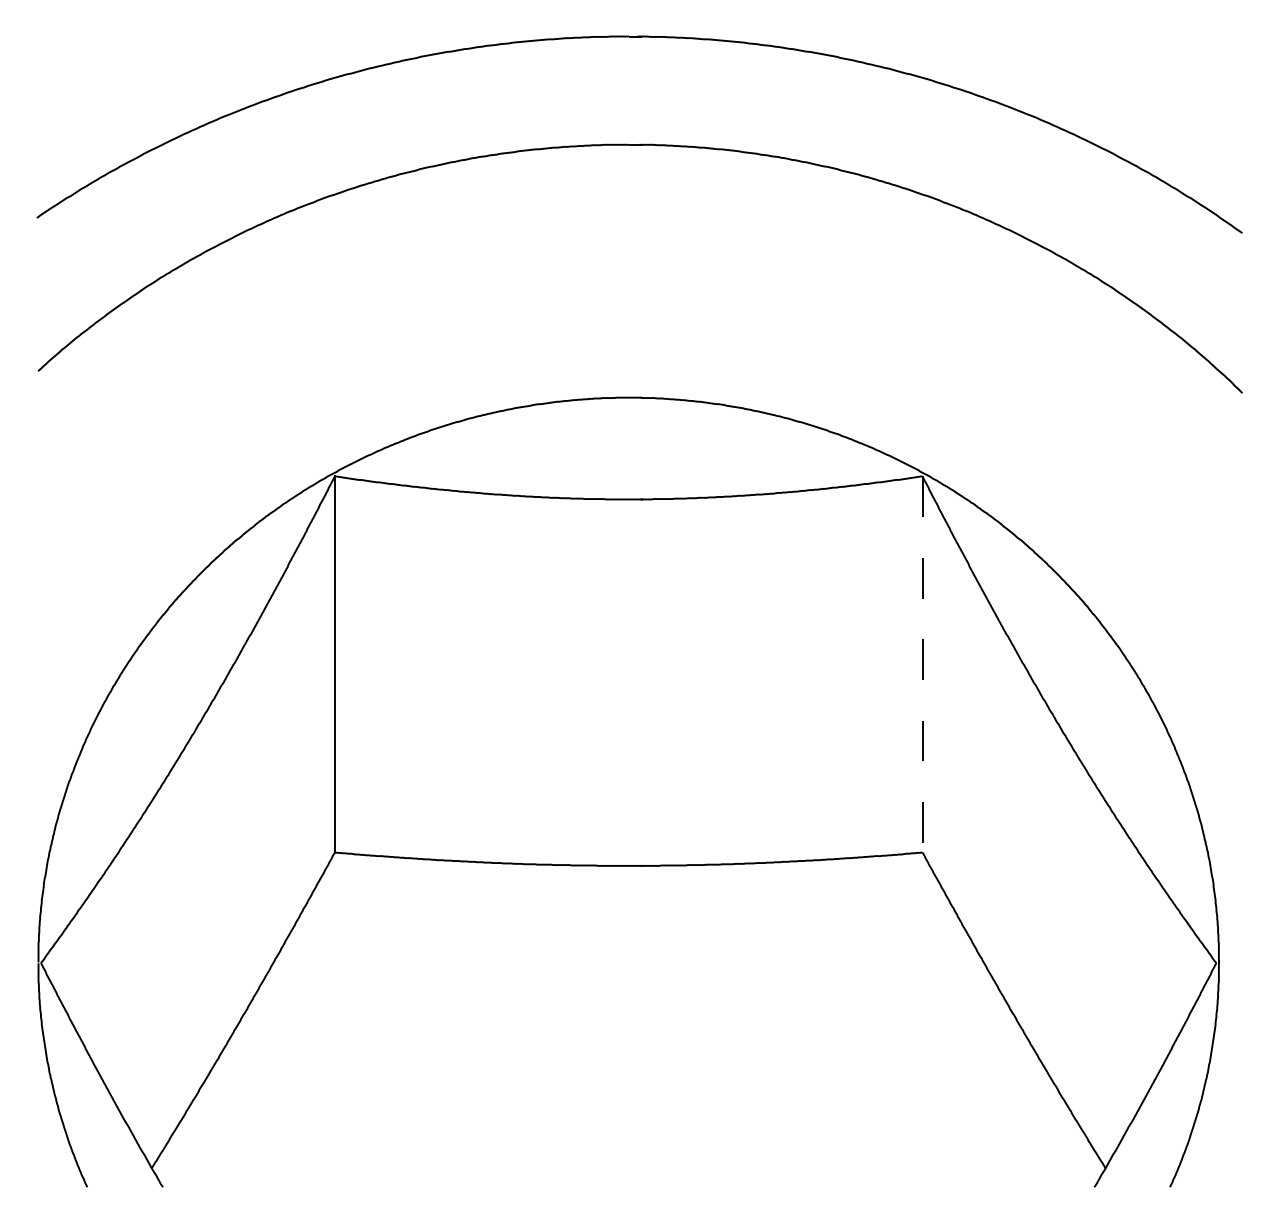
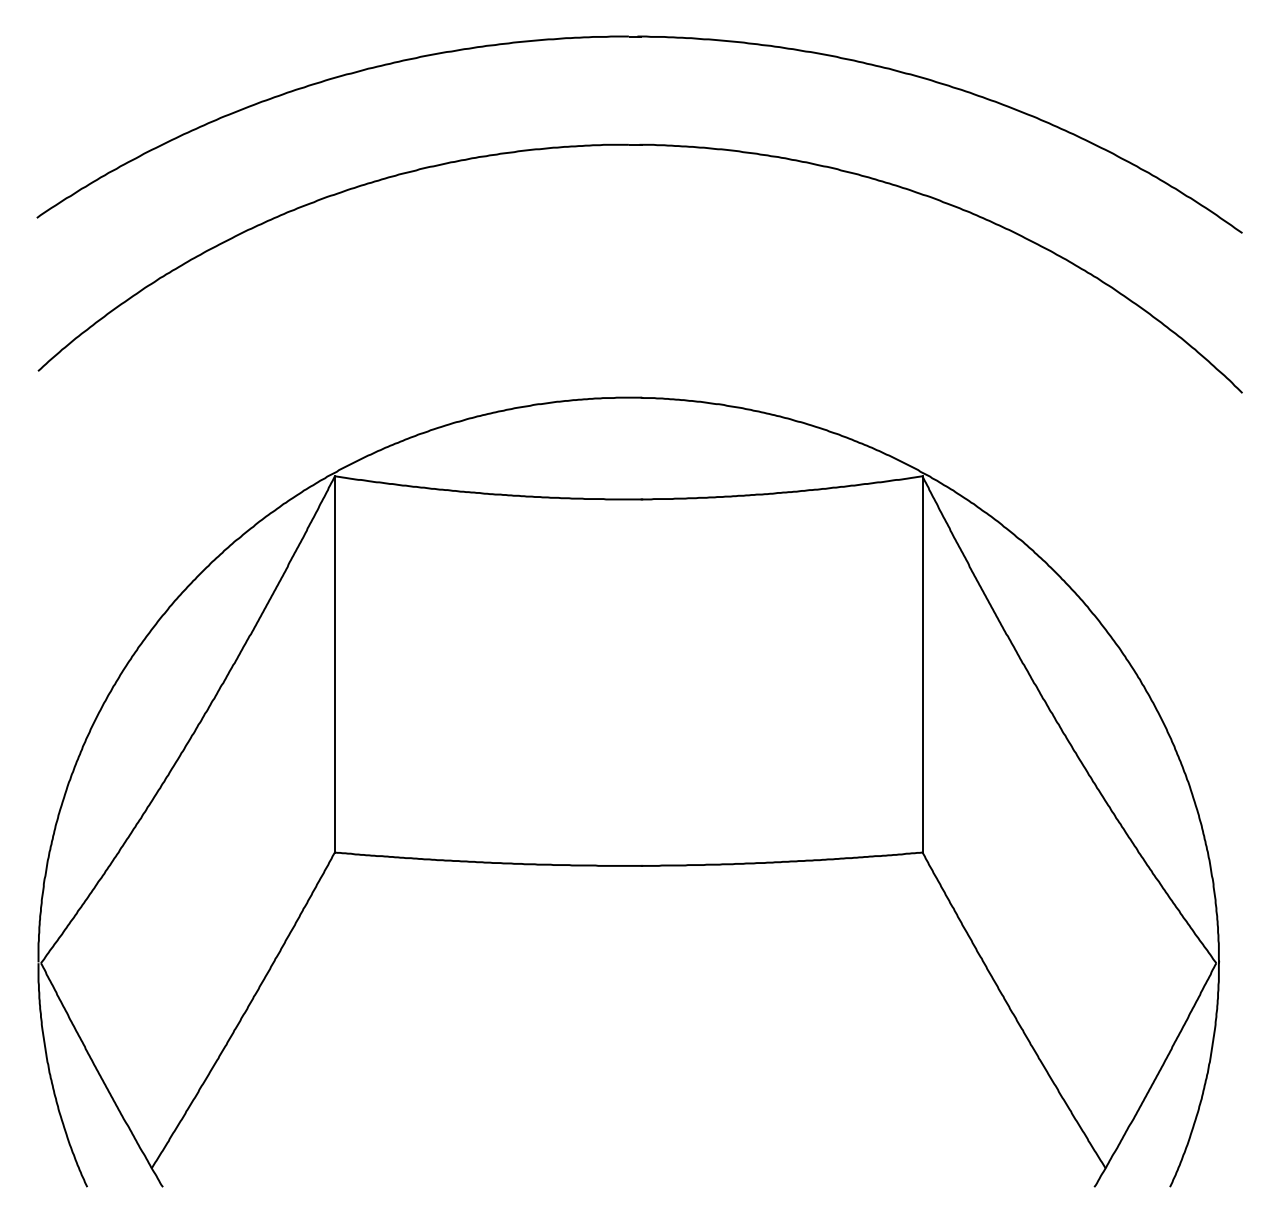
line: dashed -> solid (922, 664)
